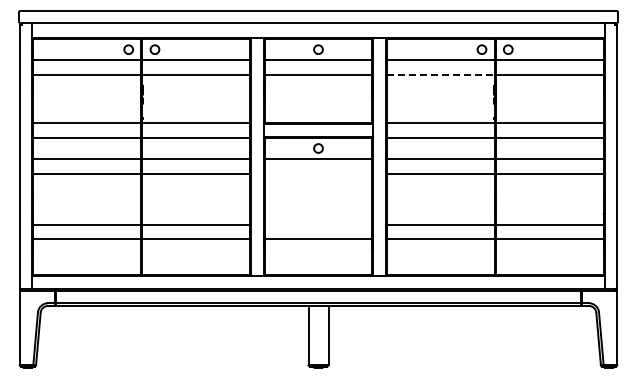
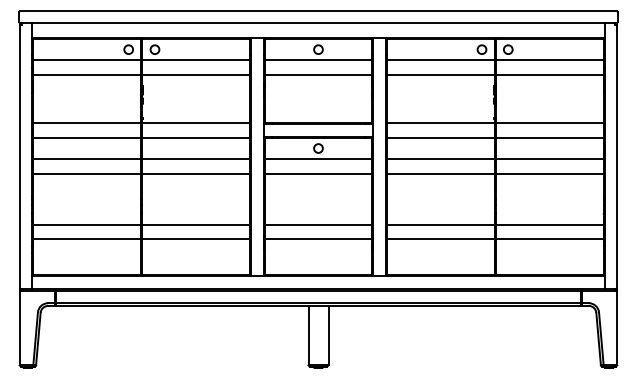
line: dashed -> solid (441, 75)
line: none -> present (318, 174)
line: none -> present (318, 224)
